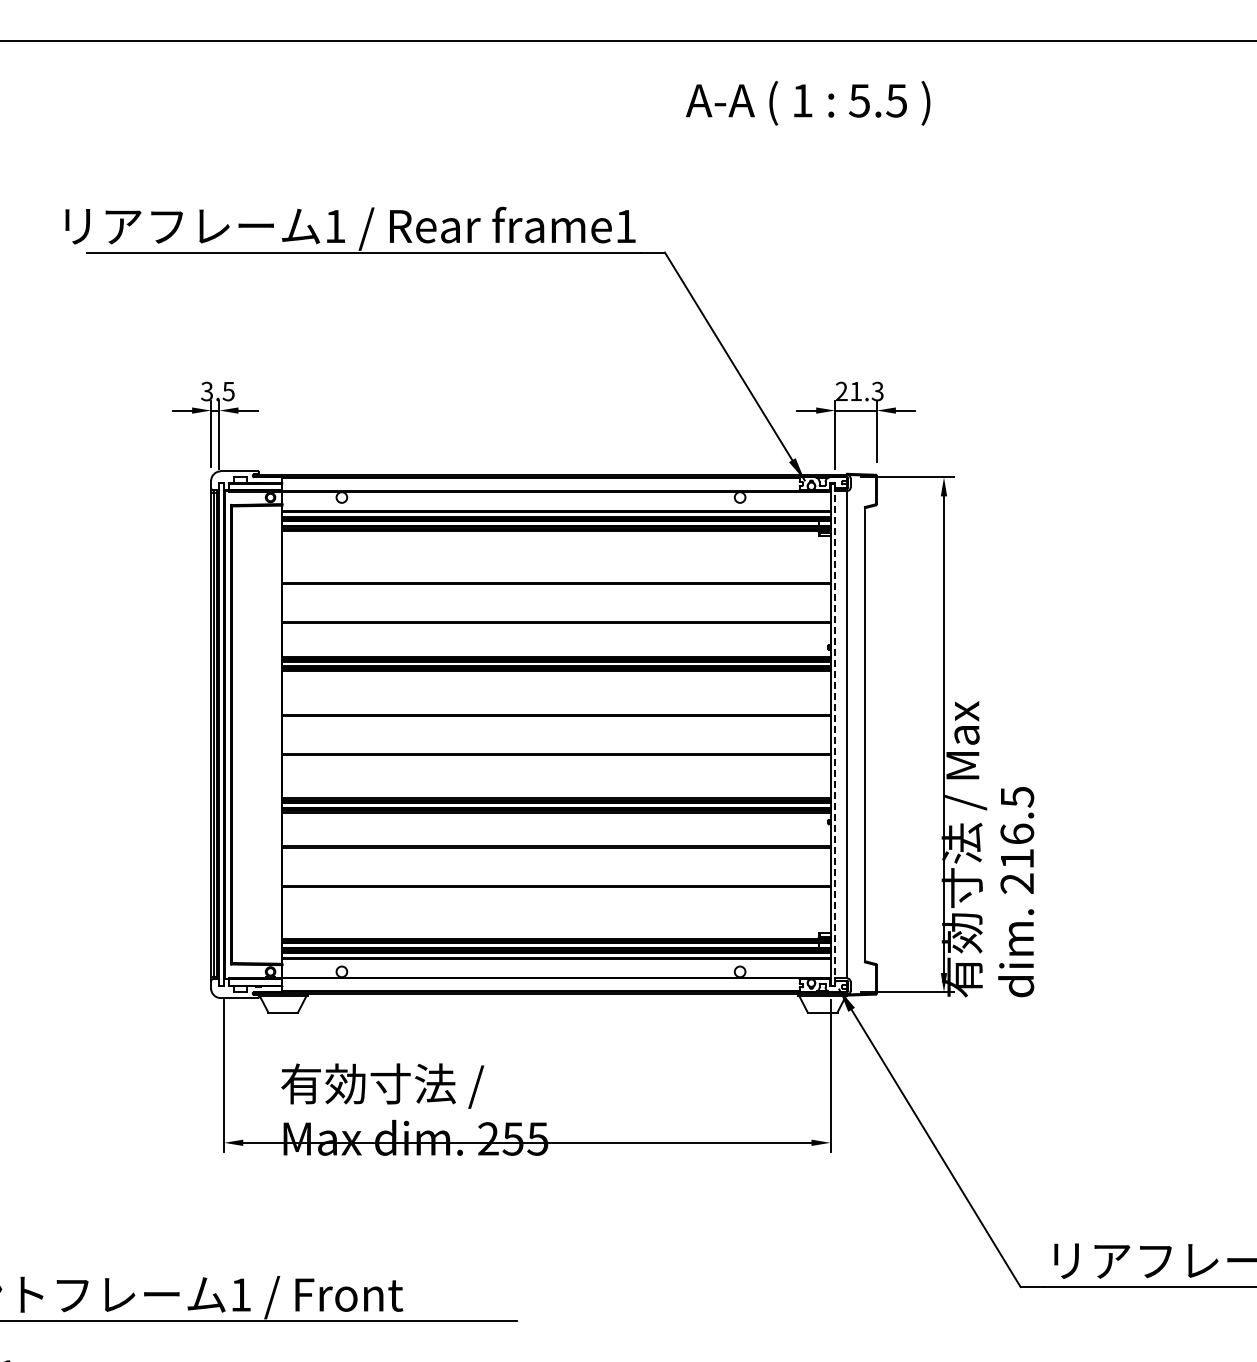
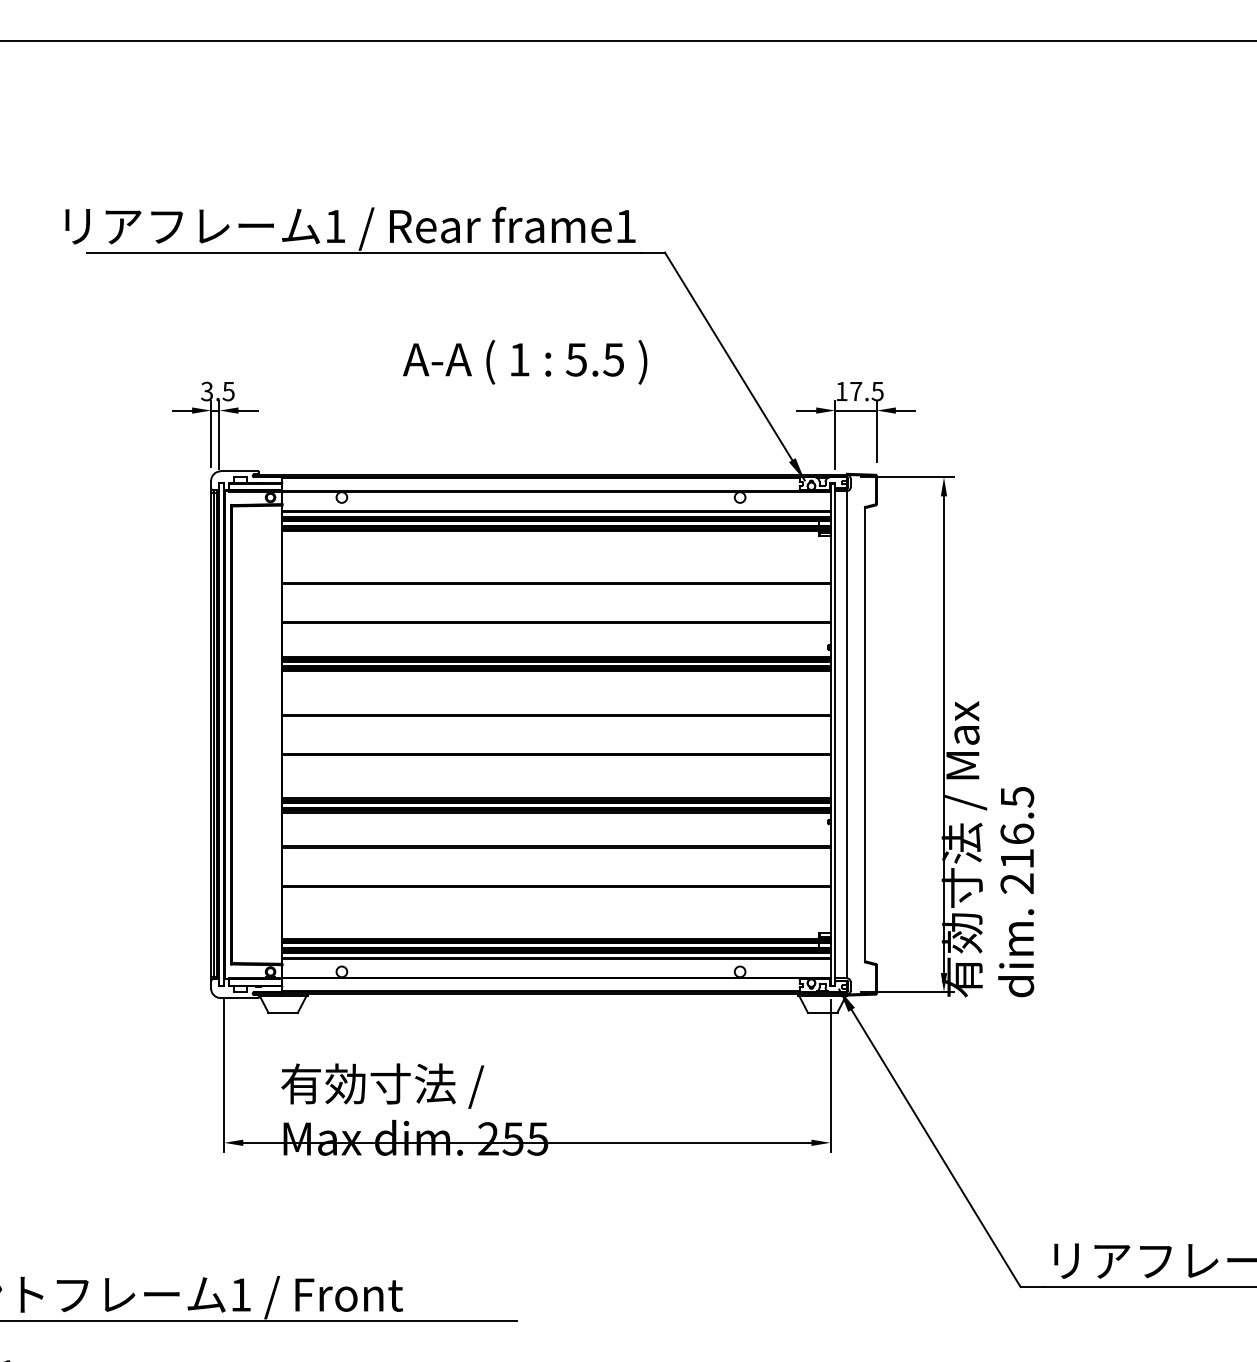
text position: (808, 103) -> (525, 362) (525, 362)
text: 21.3 -> 17.5 (859, 390)
line: dashed -> solid (835, 734)
